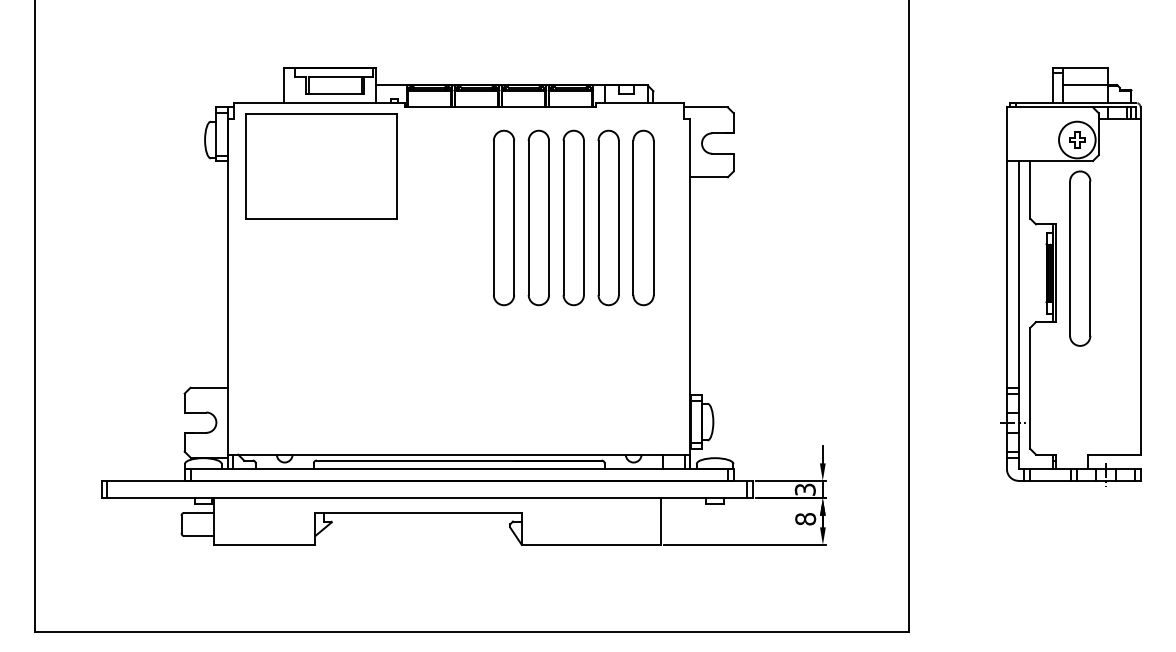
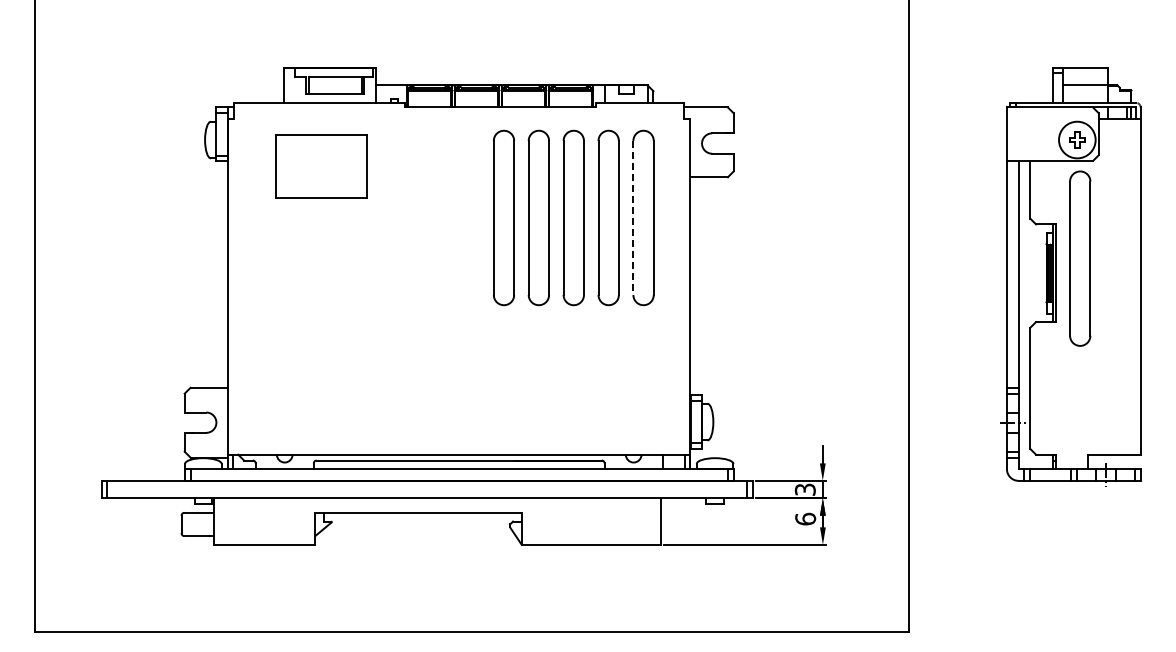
part size: 153x107 px -> 93x65 px (321, 166)
line: solid -> dashed (633, 218)
text: 8 -> 6 (805, 518)
